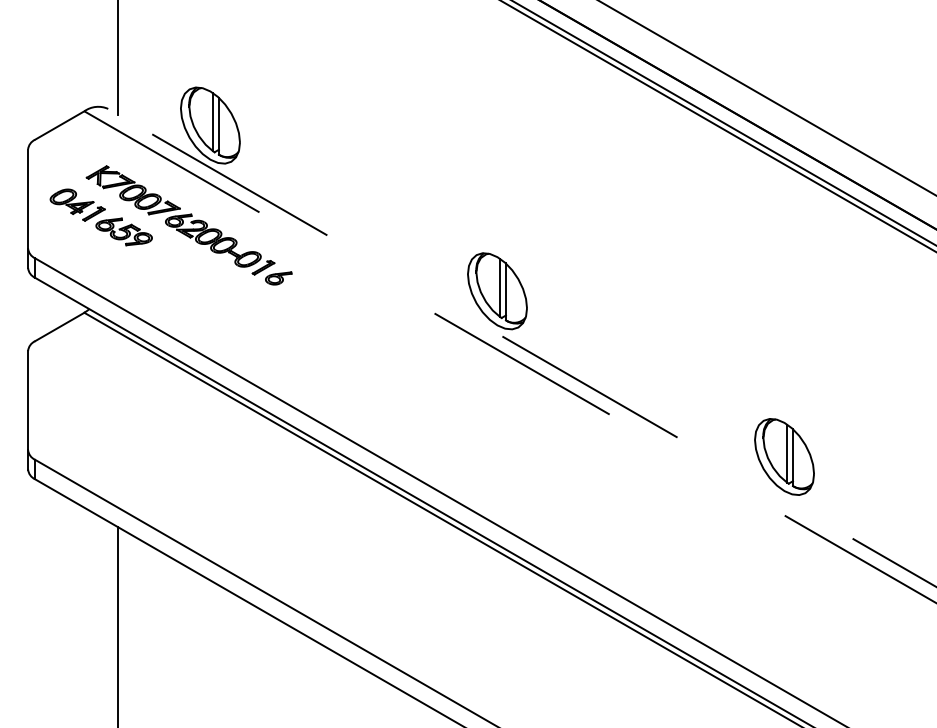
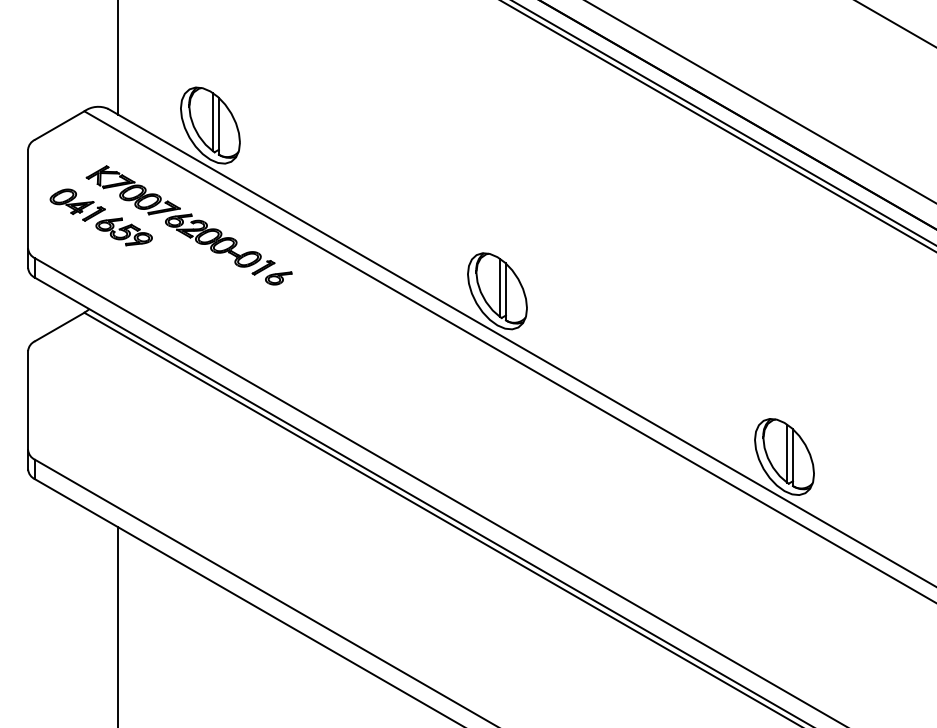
line: none -> present (895, 23)
line position: (767, 98) -> (760, 101) (760, 101)
line: dashed -> solid (522, 347)
line: dashed -> solid (510, 357)
